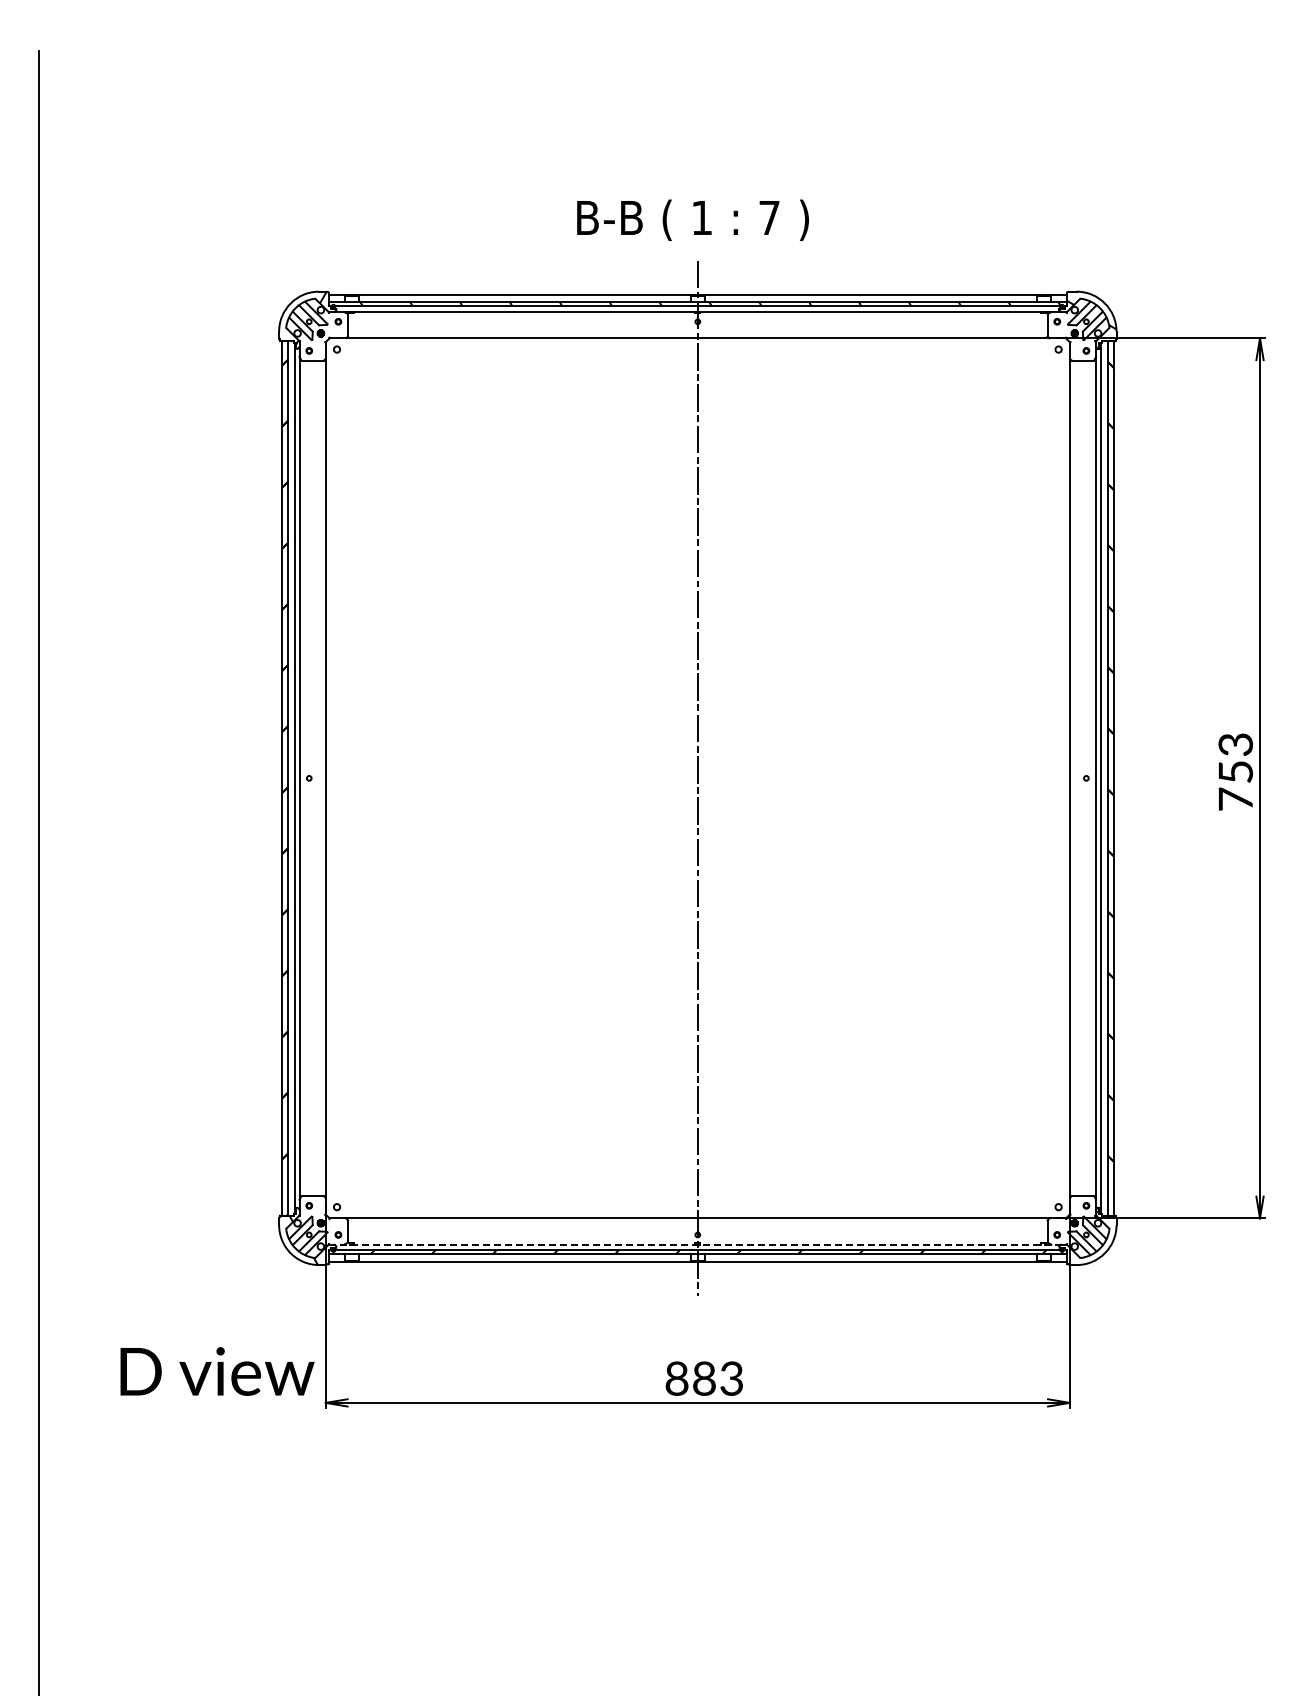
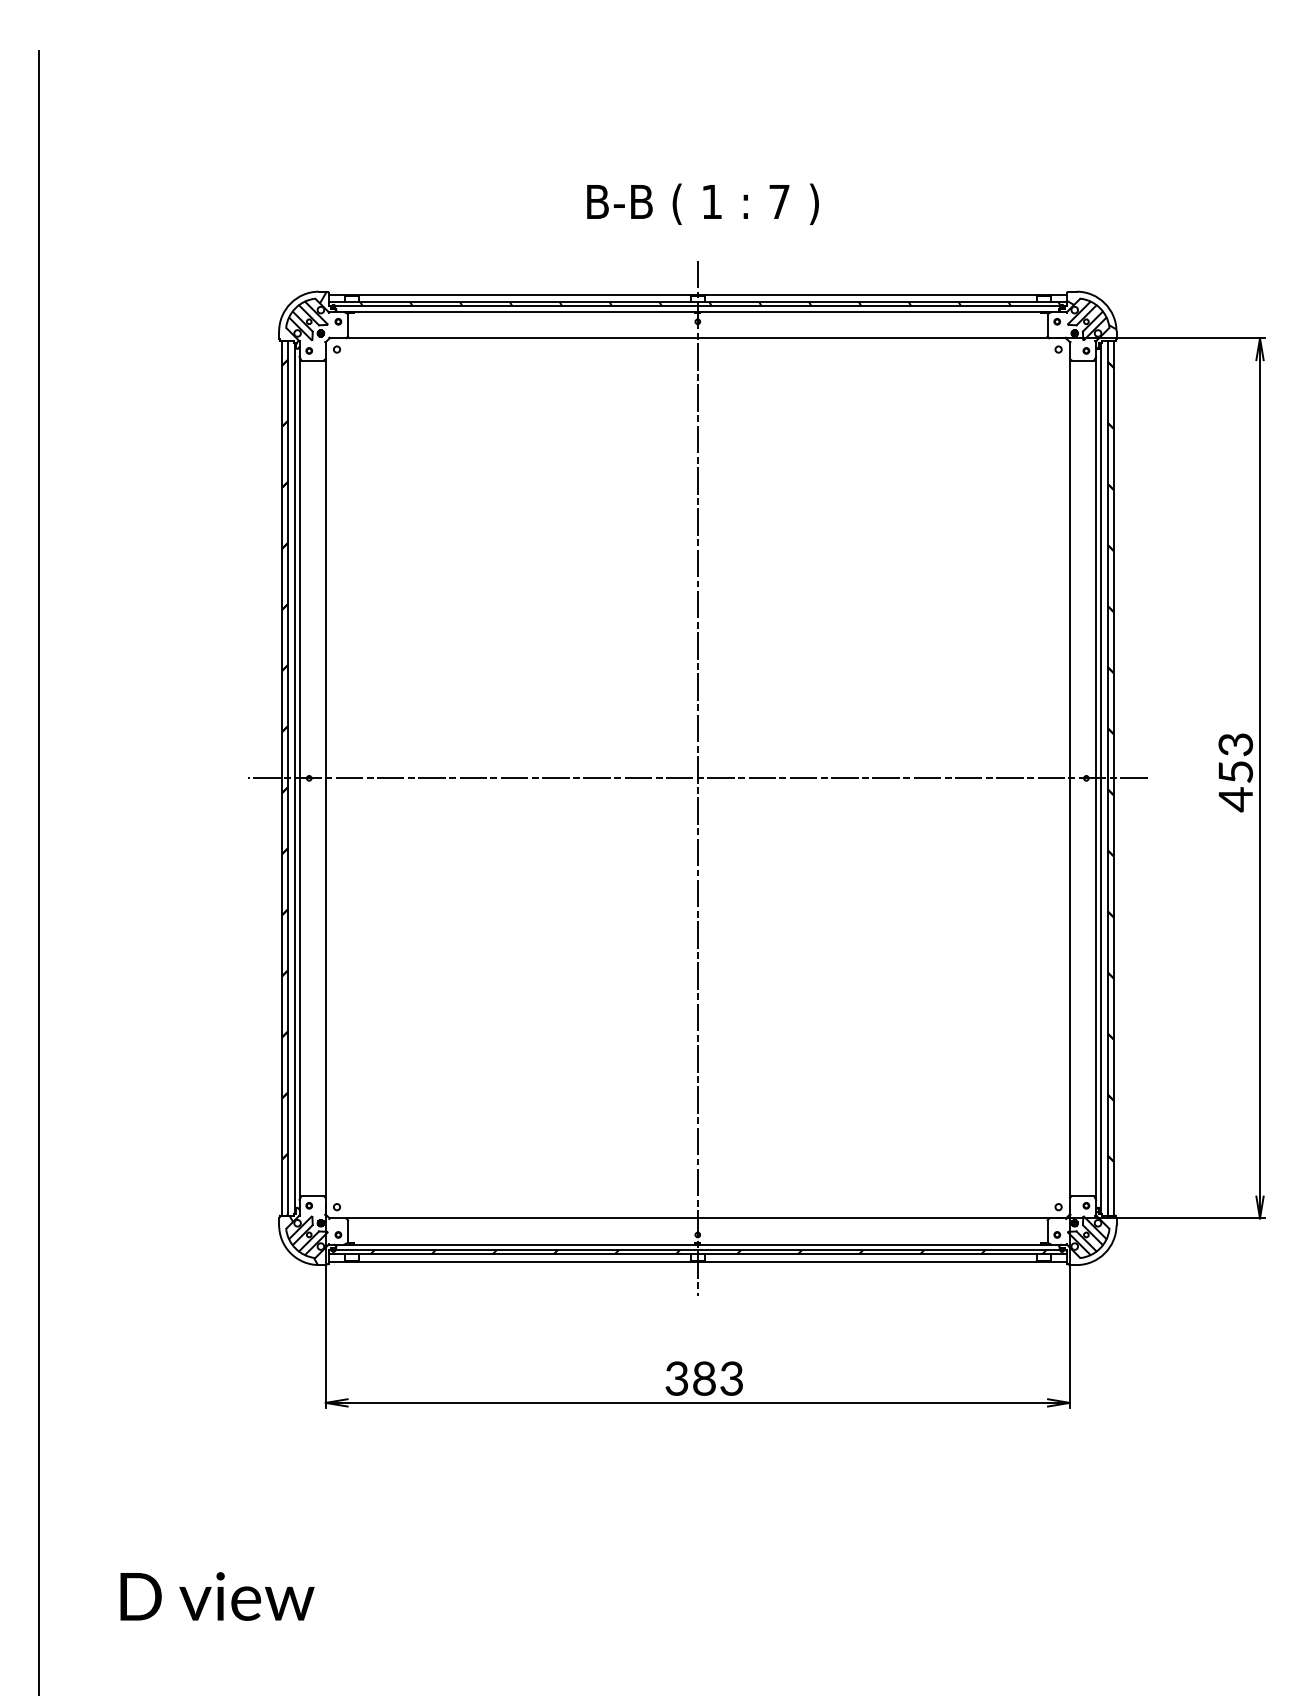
text position: (692, 219) -> (702, 203) (702, 203)
line: none -> present (697, 778)
text: 753 -> 453 (1235, 799)
line: dashed -> solid (697, 1244)
text position: (217, 1371) -> (217, 1596) (217, 1596)
text: 883 -> 383 (676, 1378)
